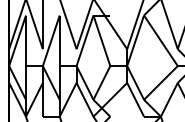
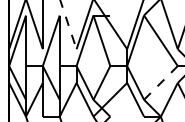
line: solid -> dashed (68, 24)
line: solid -> dashed (160, 82)
